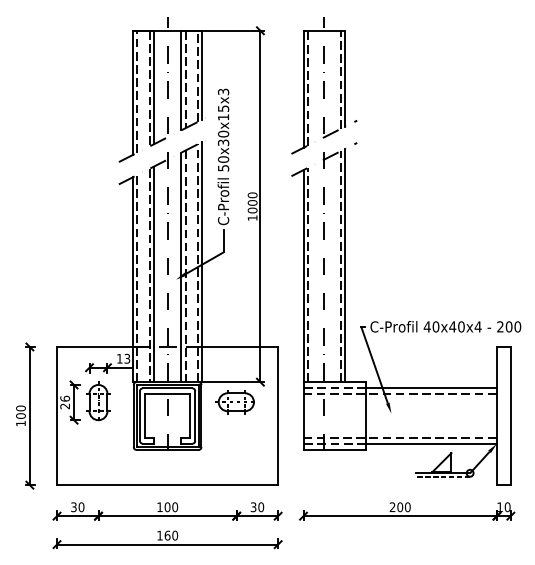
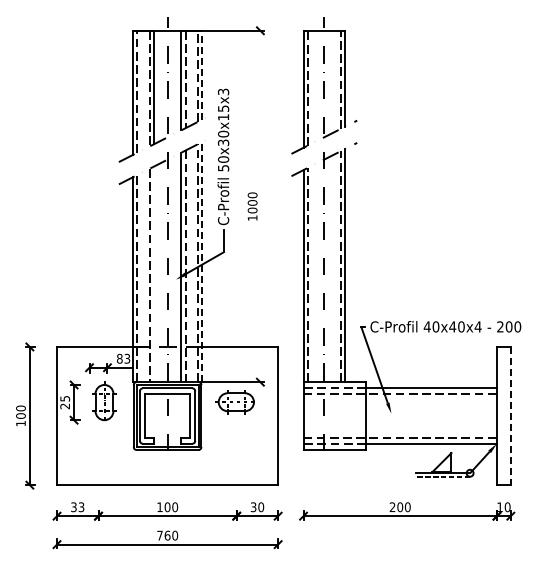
line: solid -> dashed (202, 75)
line: present -> none (260, 206)
line: solid -> dashed (202, 261)
line: present -> none (153, 274)
text: 13 -> 83 (119, 358)
text: 26 -> 25 (65, 398)
part position: (98, 401) -> (104, 401) (104, 401)
line: solid -> dashed (510, 416)
text: 30 -> 33 (81, 507)
text: 160 -> 760 (159, 535)
